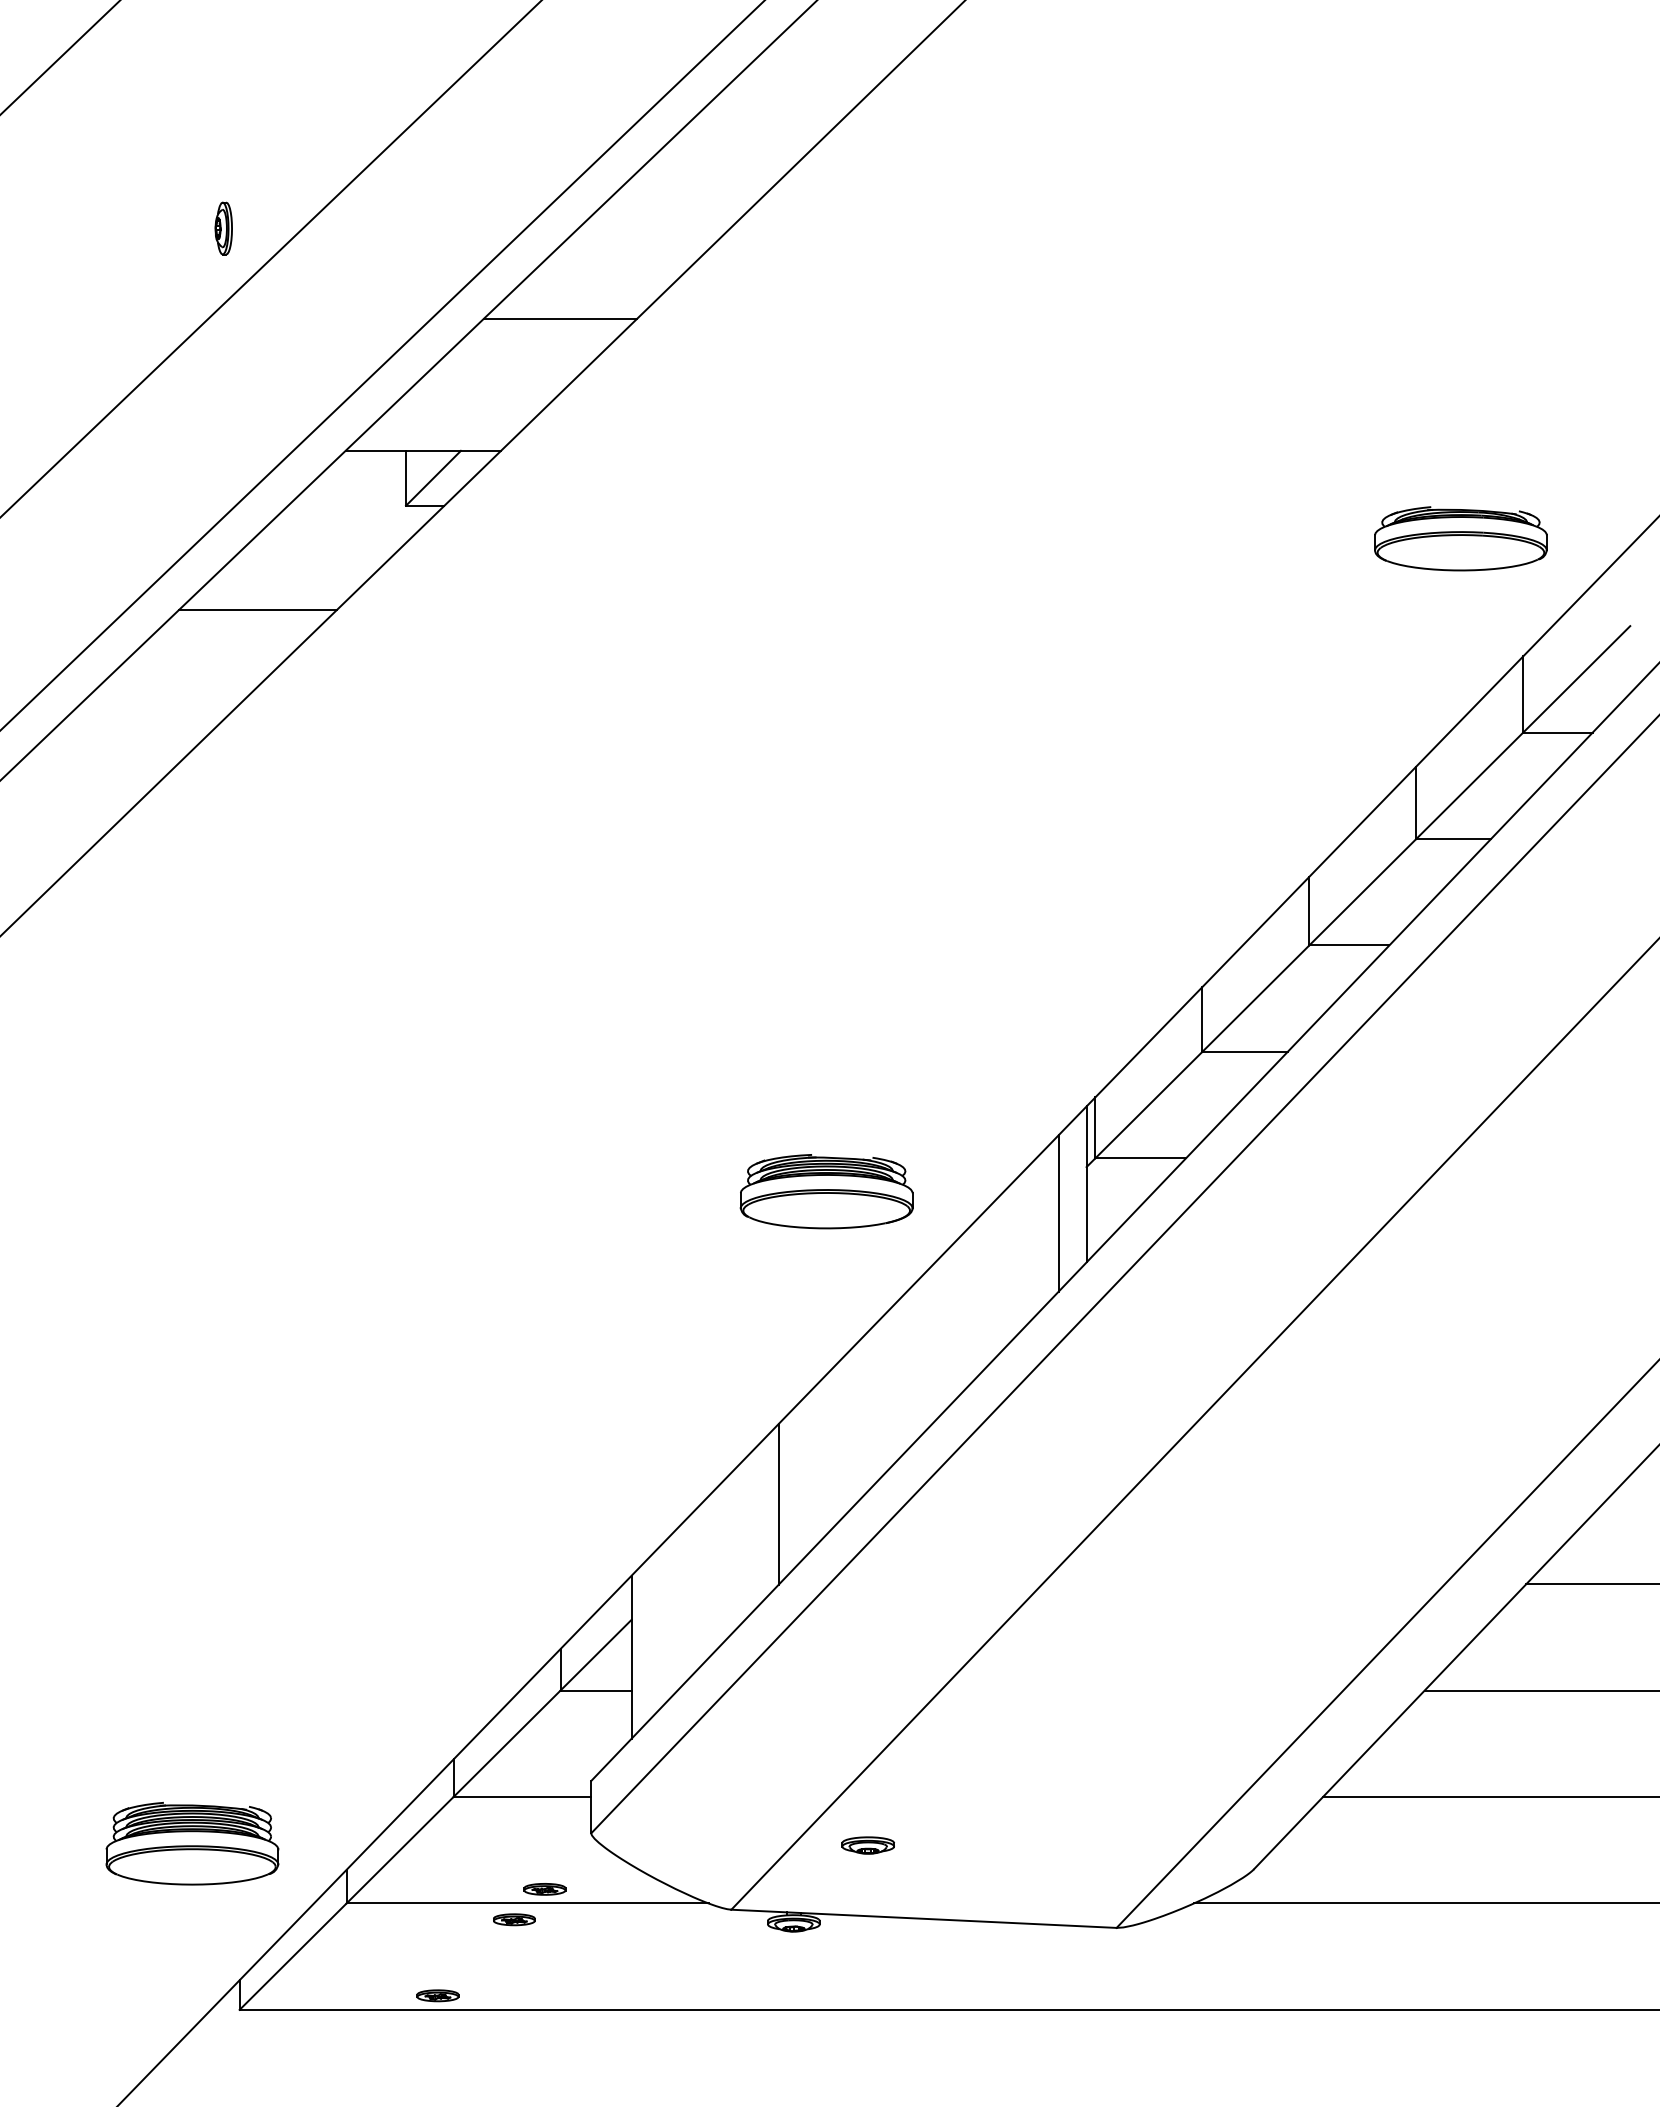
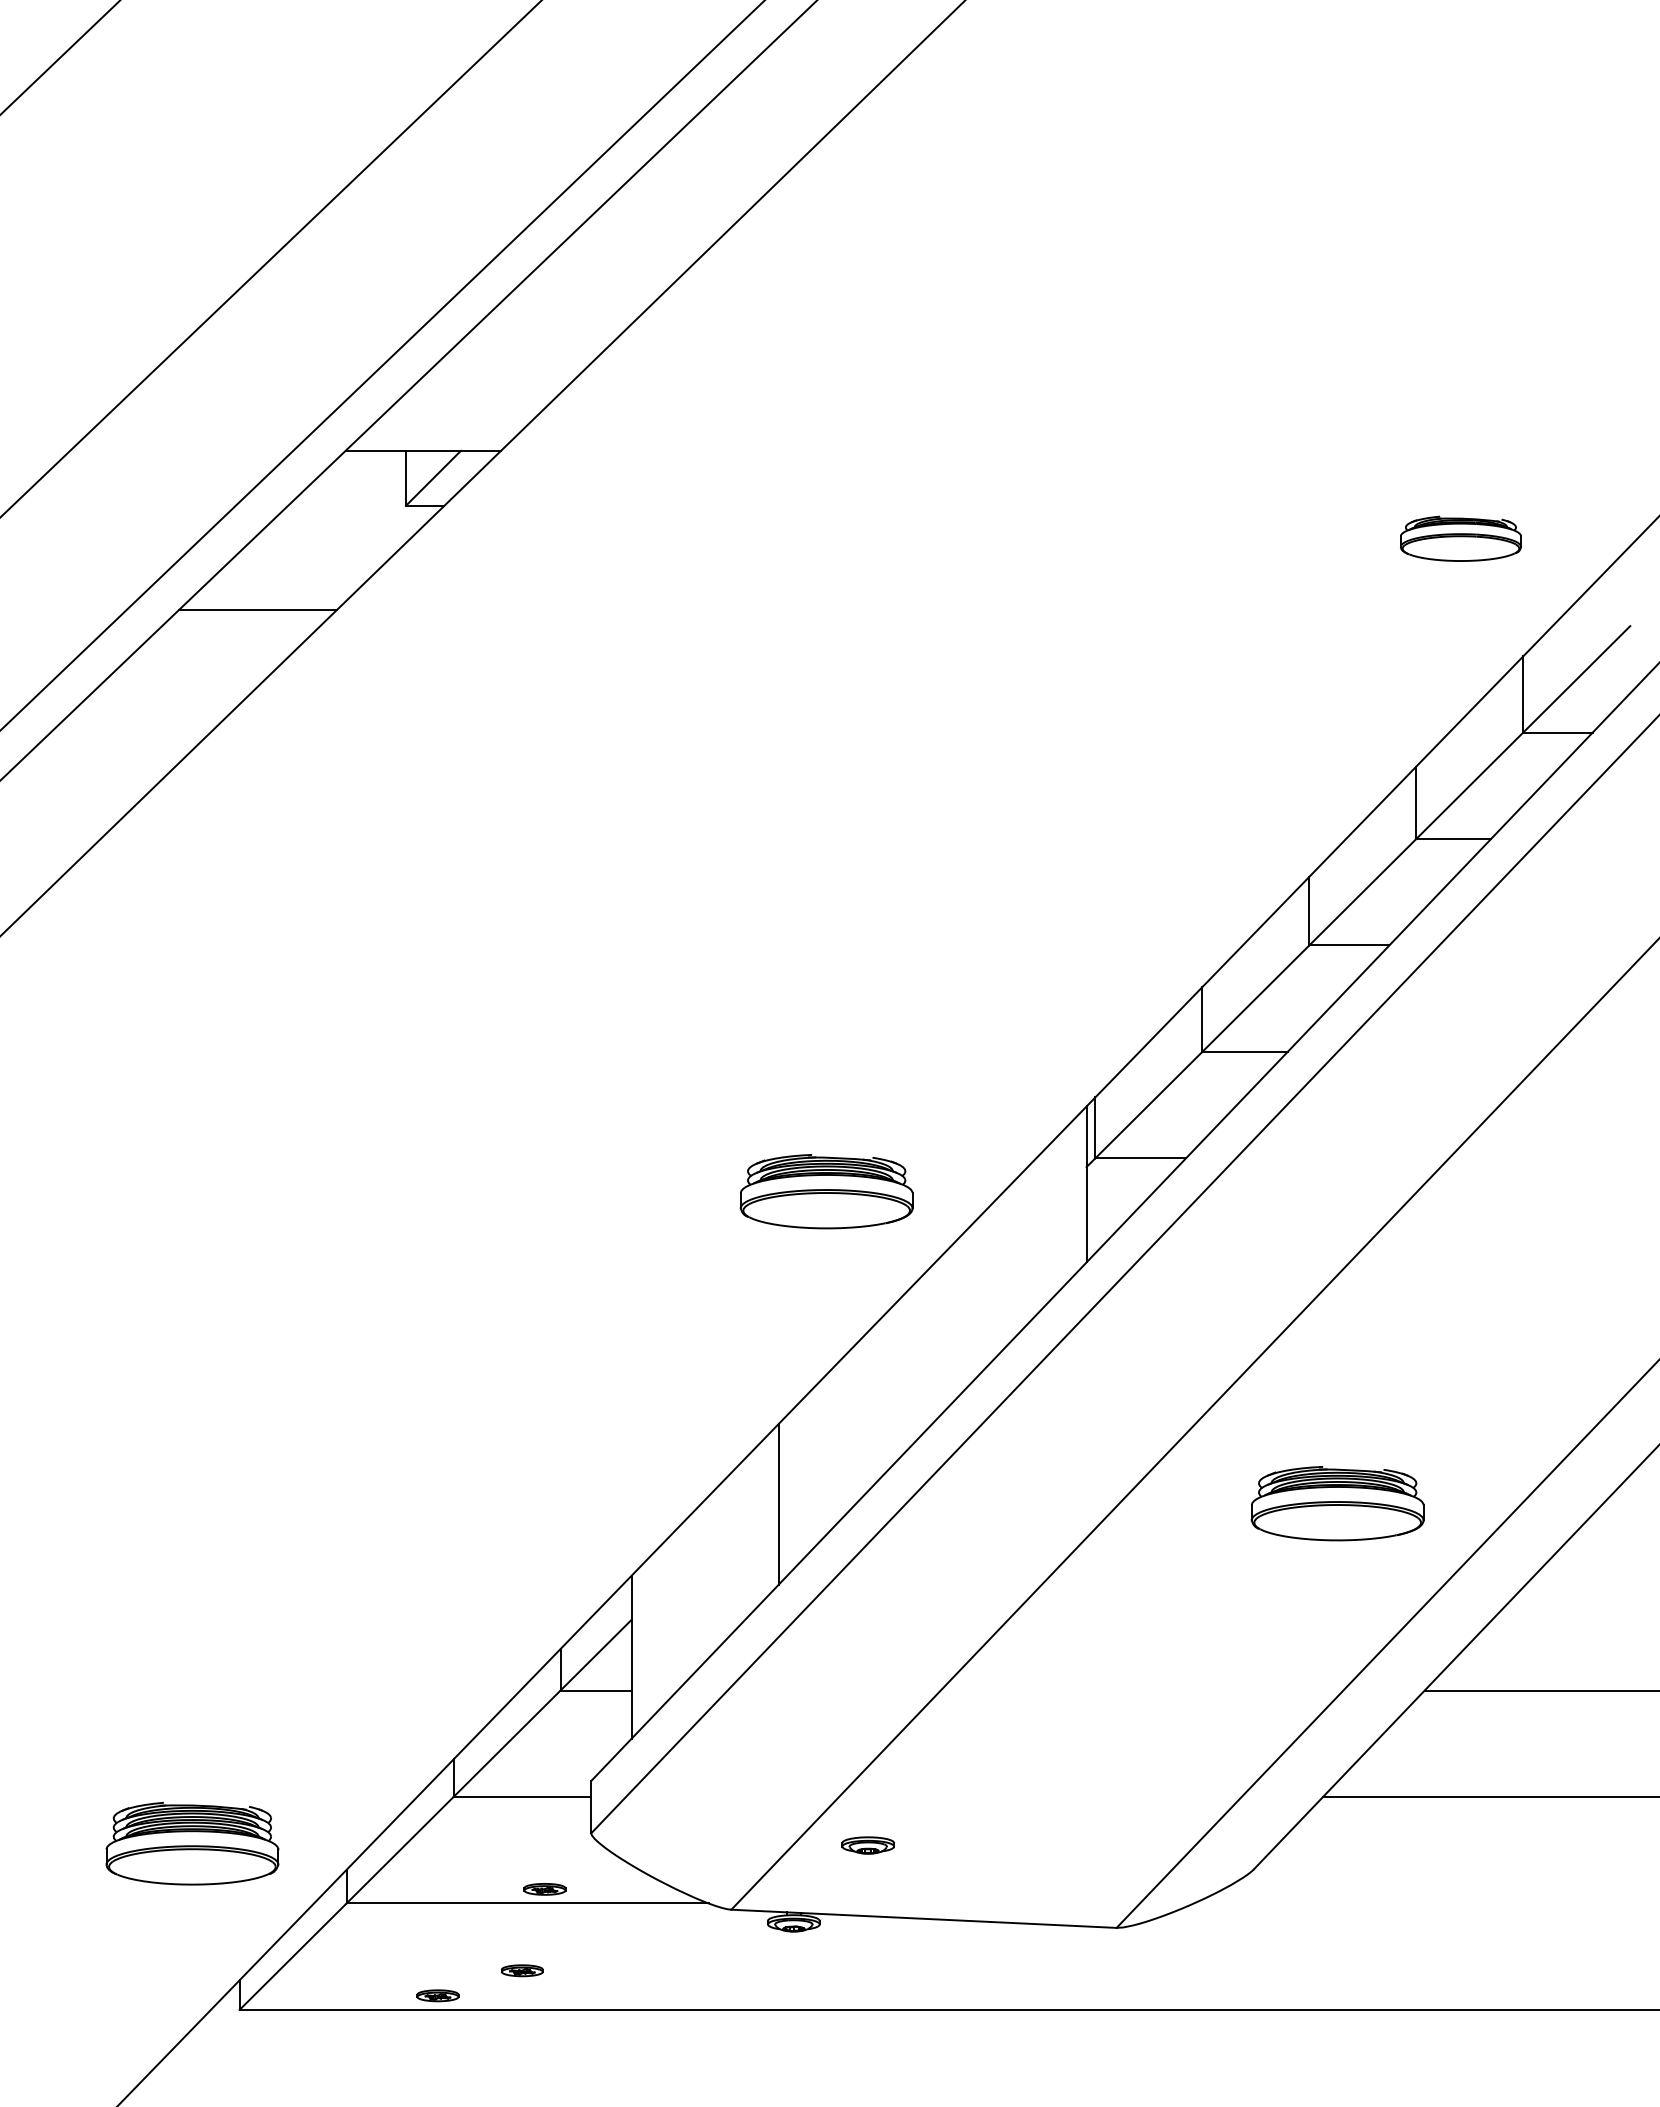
part: present -> none (223, 228)
line: present -> none (559, 319)
part size: 174x66 px -> 122x47 px (1460, 538)
line: present -> none (1058, 1213)
part: none -> present (1337, 1503)
line: present -> none (1591, 1584)
line: present -> none (1424, 1903)
part position: (514, 1919) -> (522, 1970) (522, 1970)
